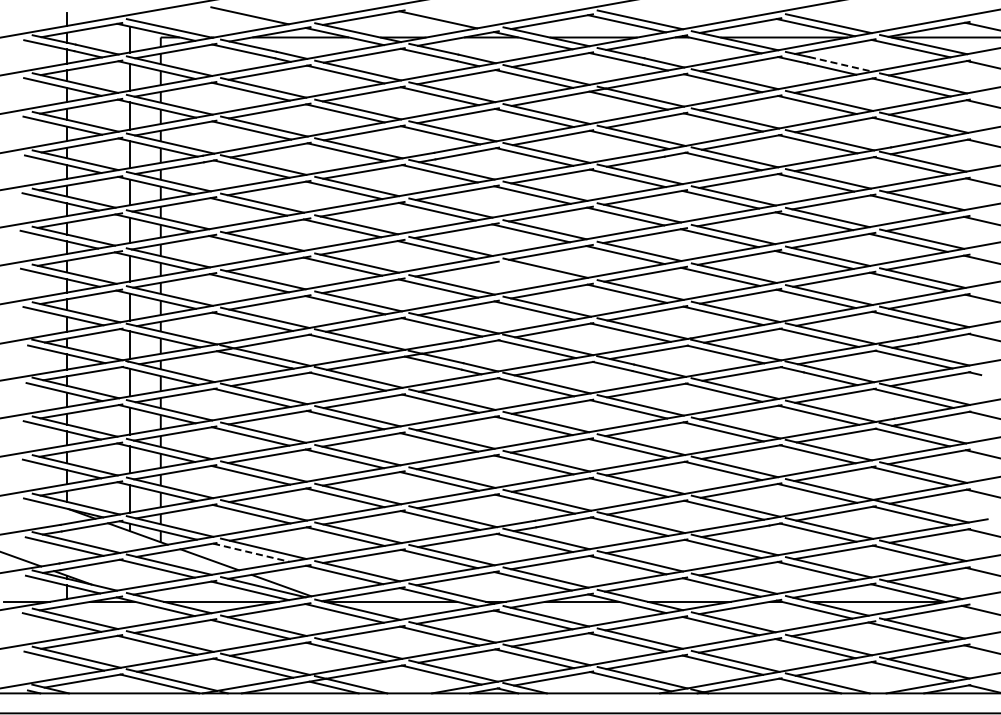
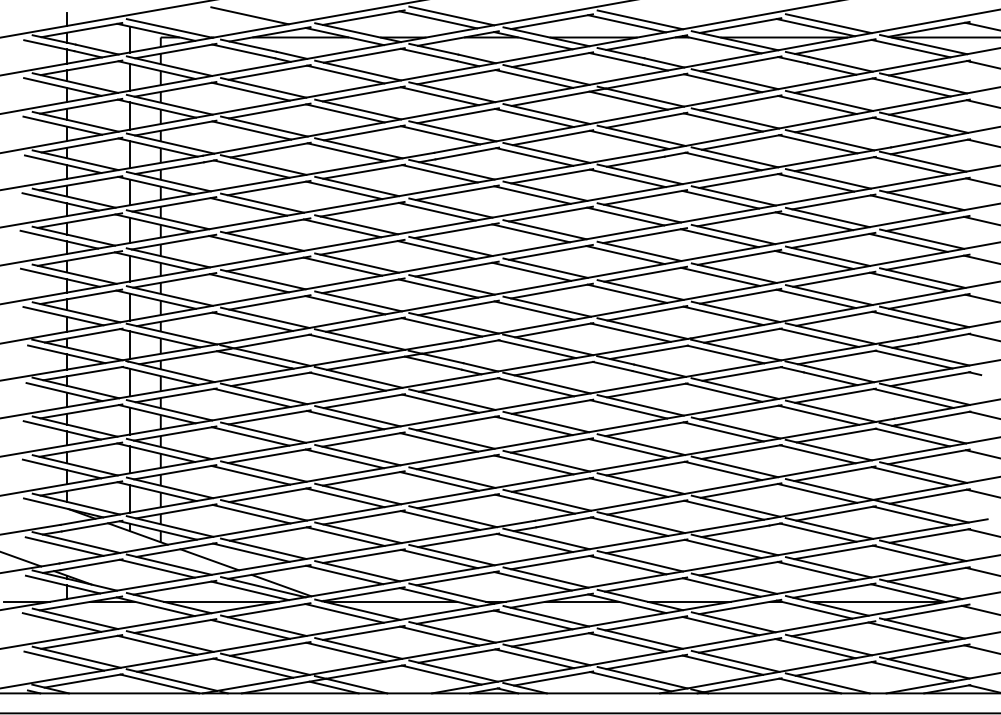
line: none -> present (451, 15)
line: dashed -> solid (840, 64)
line: none -> present (531, 271)
line: dashed -> solid (251, 552)
